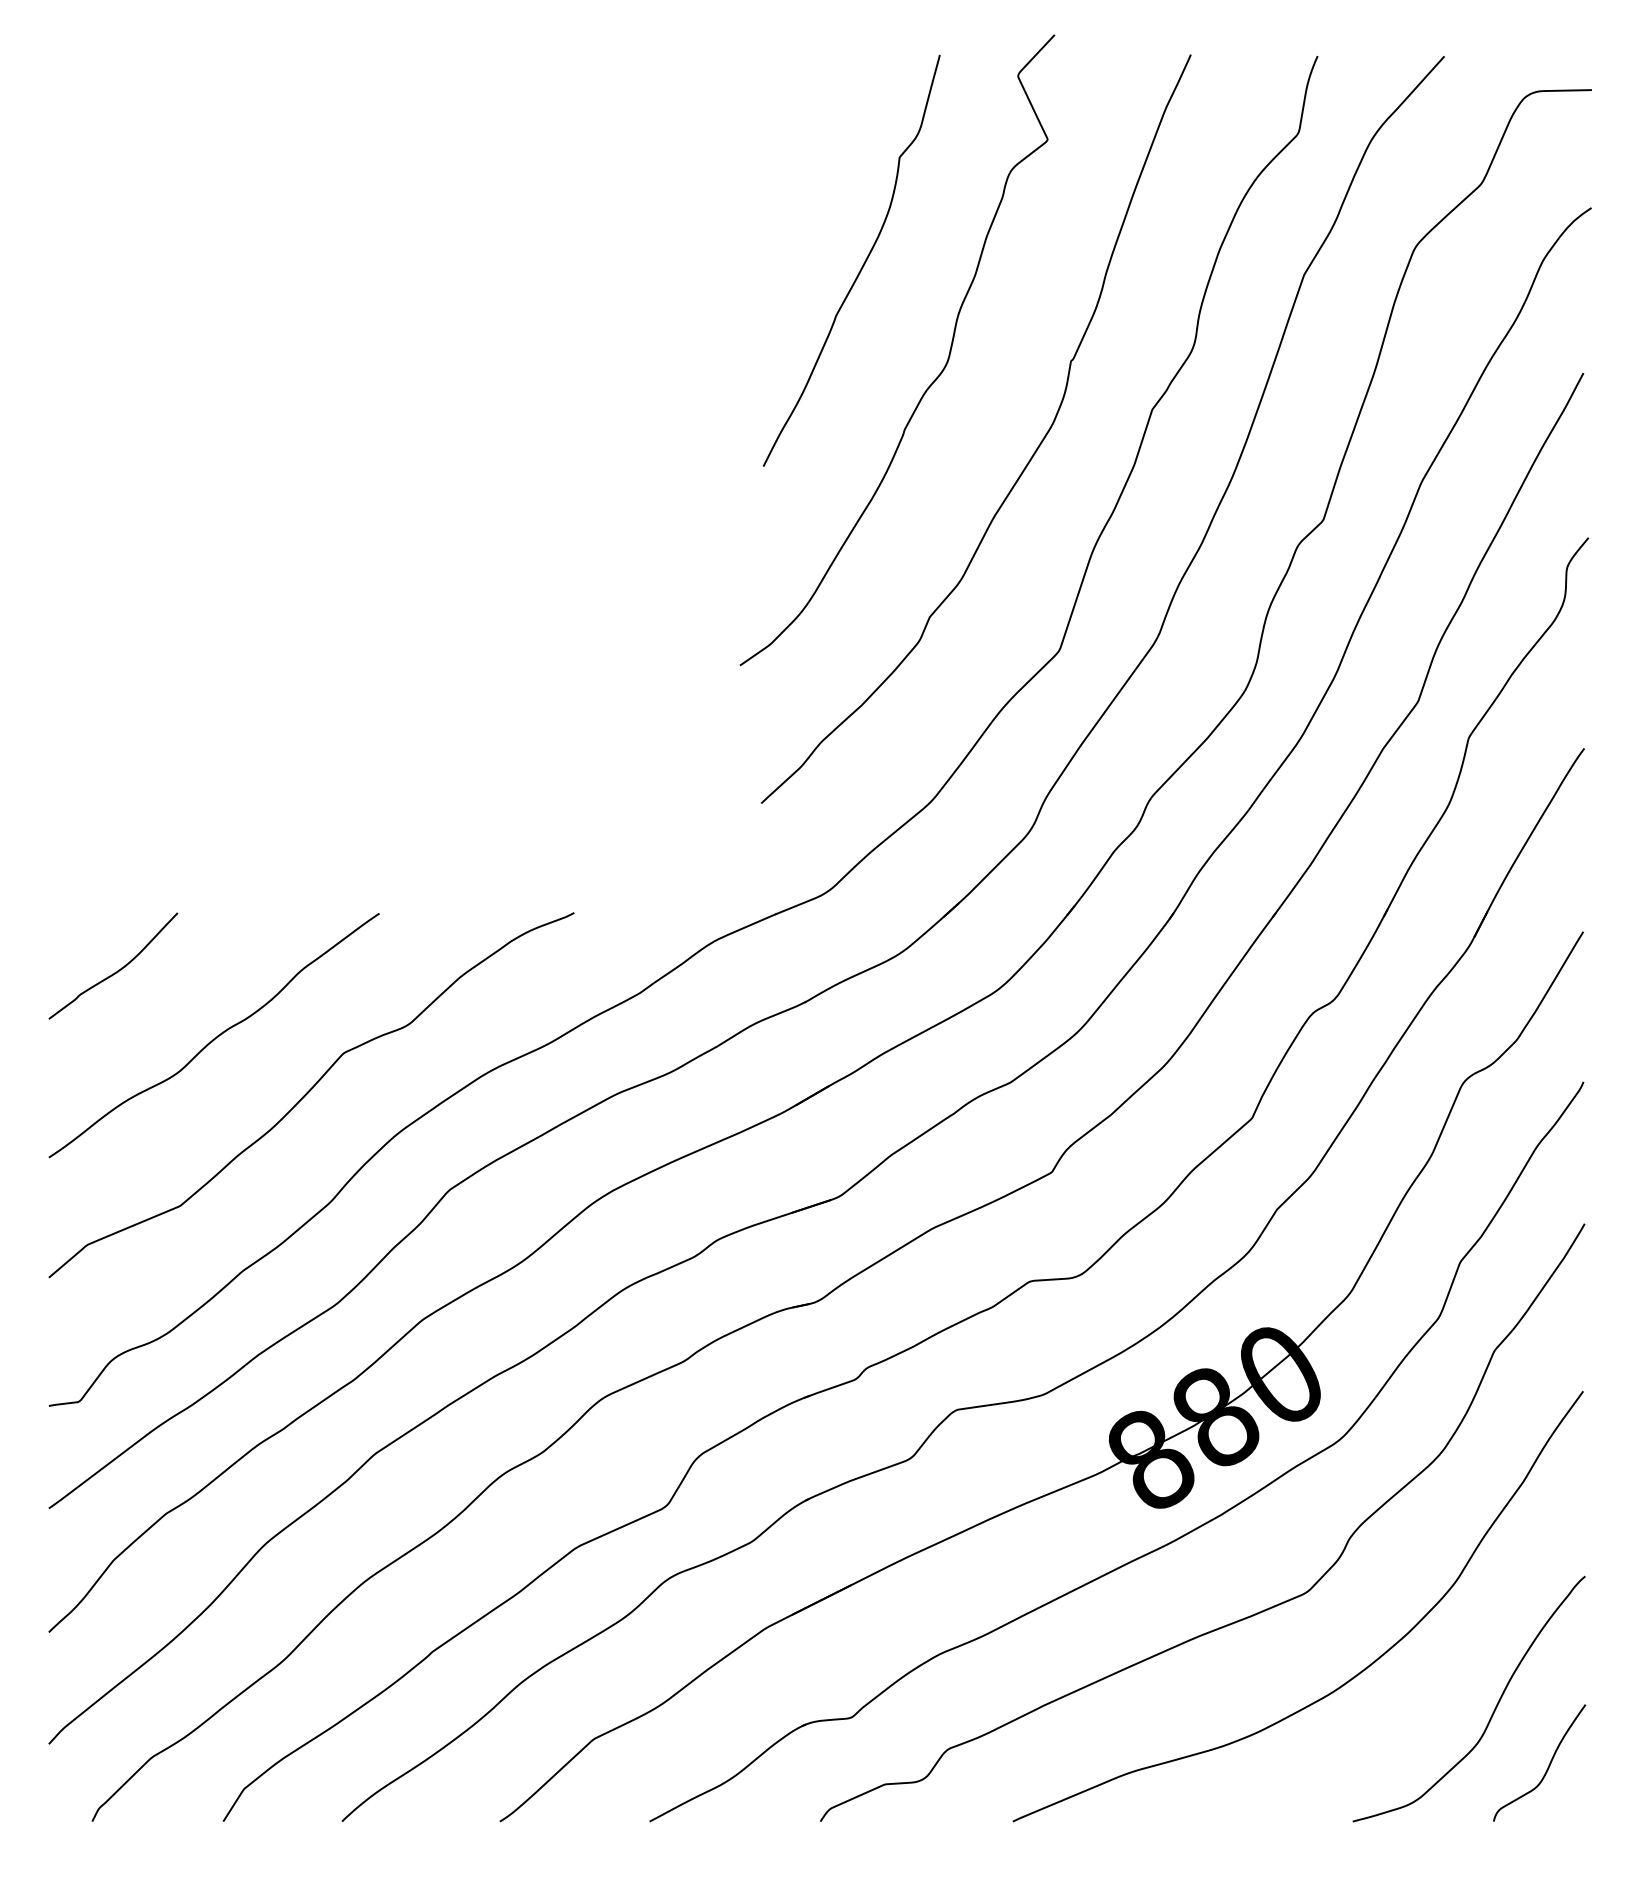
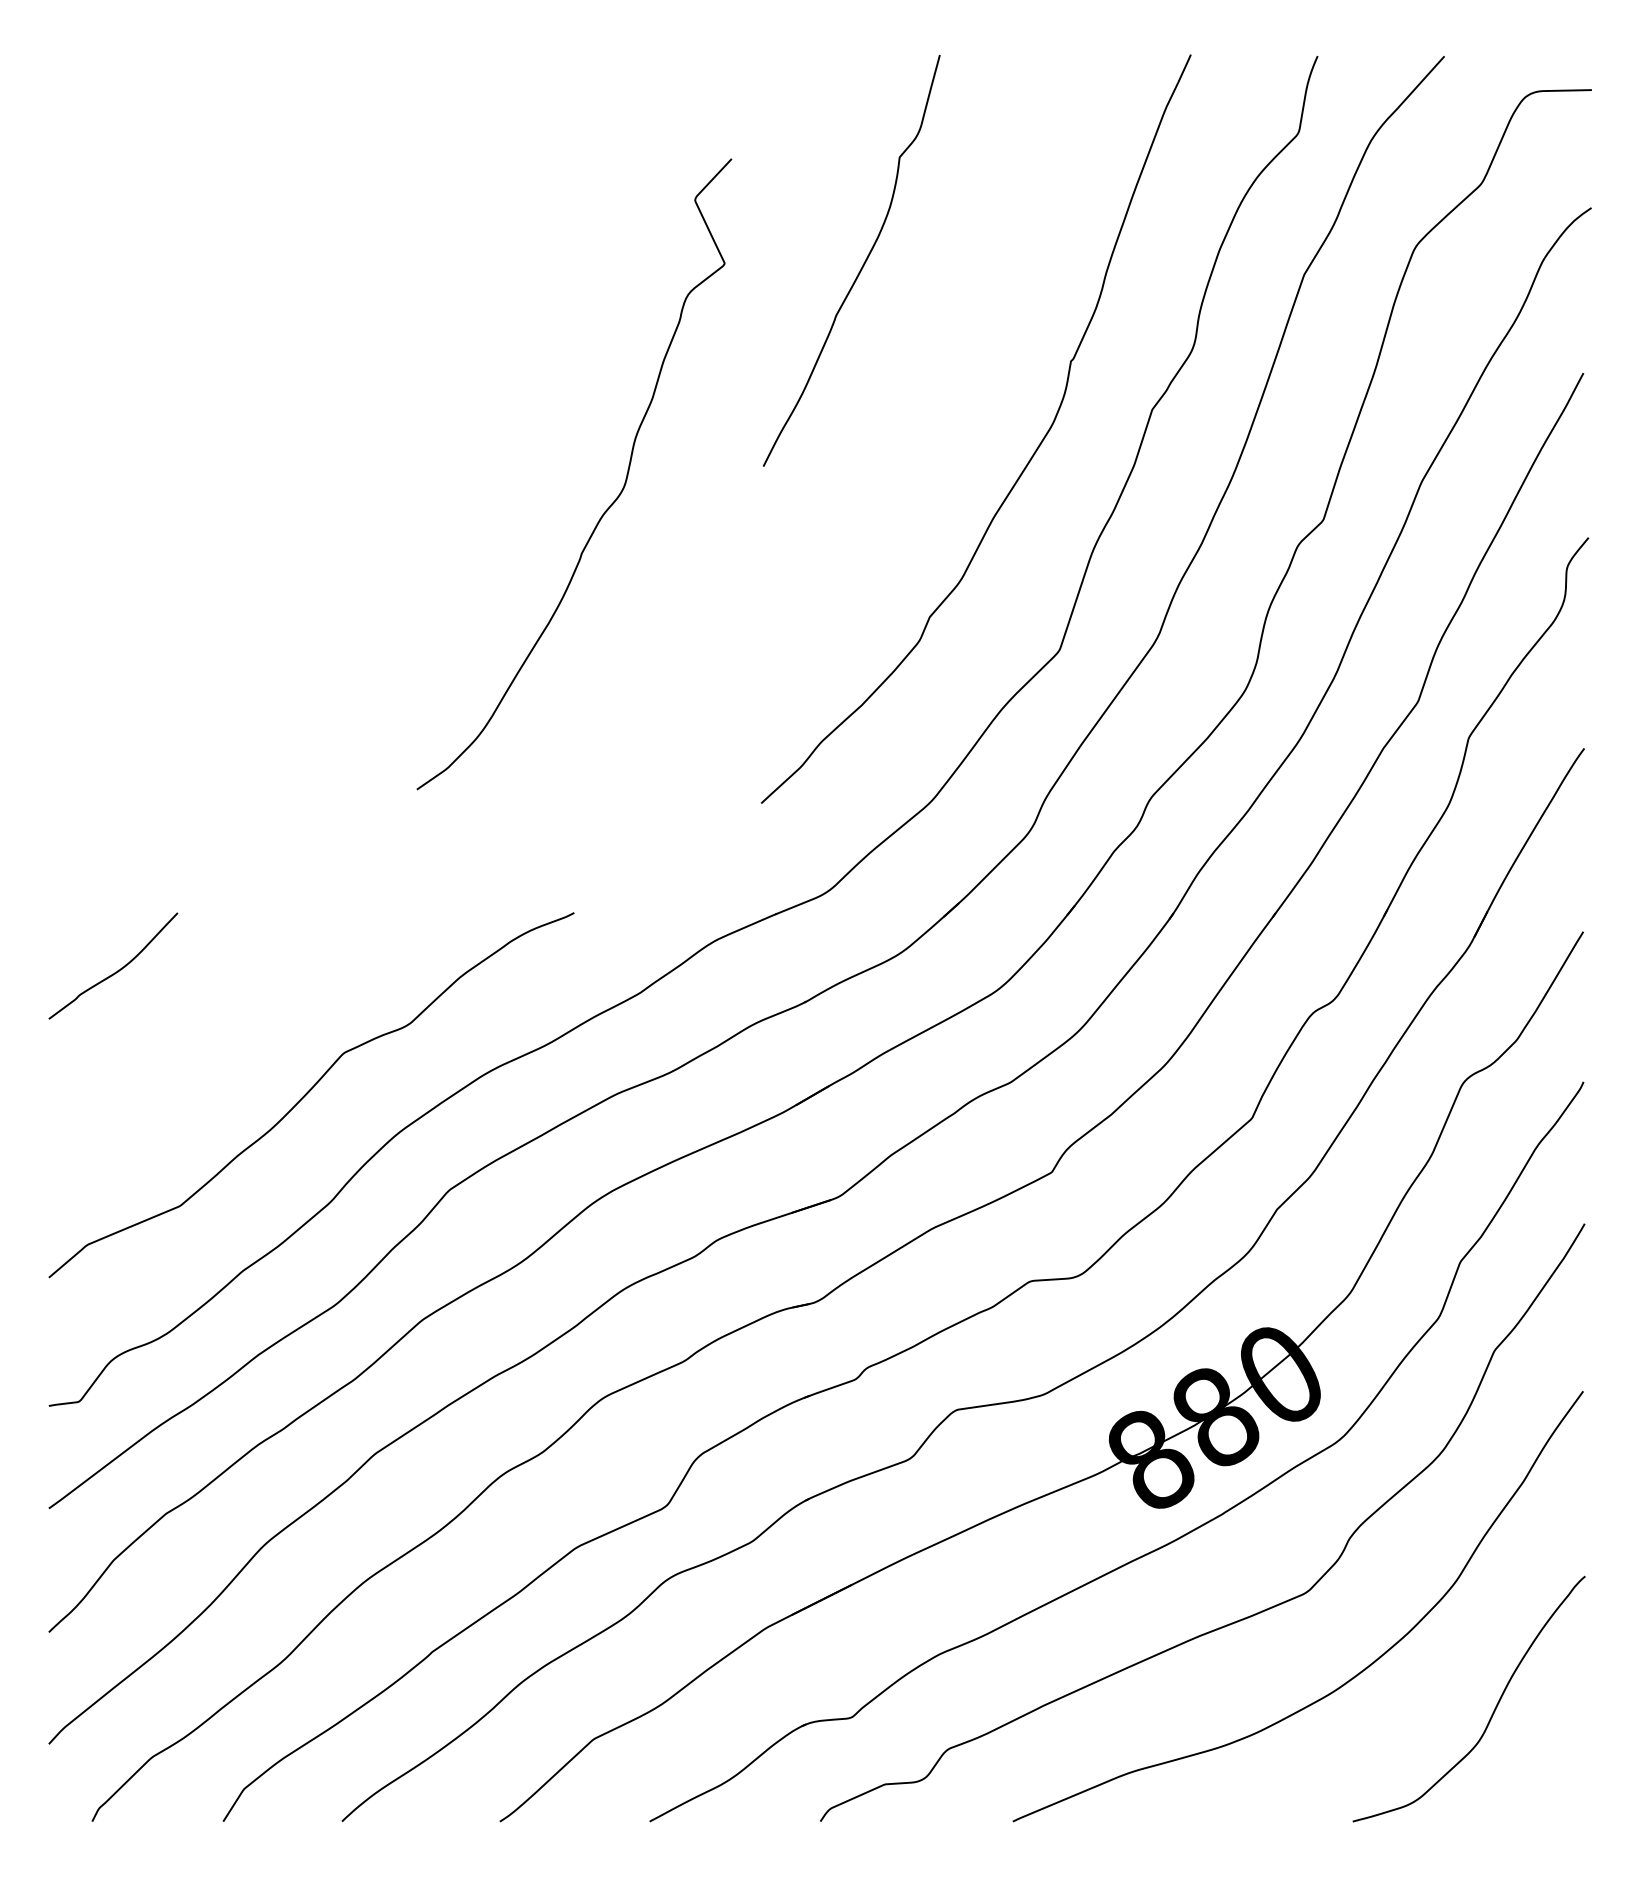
curve position: (932, 381) -> (609, 505) (609, 505)
curve: present -> none (215, 1037)
curve: present -> none (1547, 1767)
